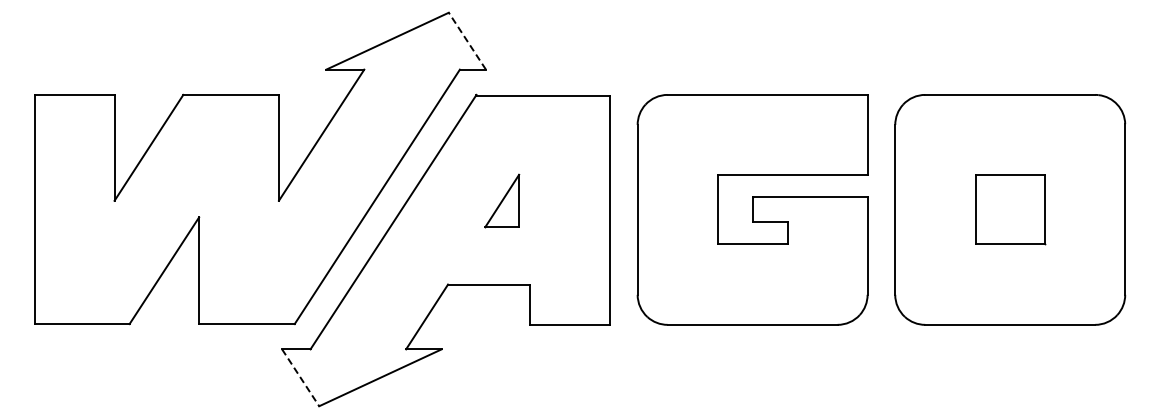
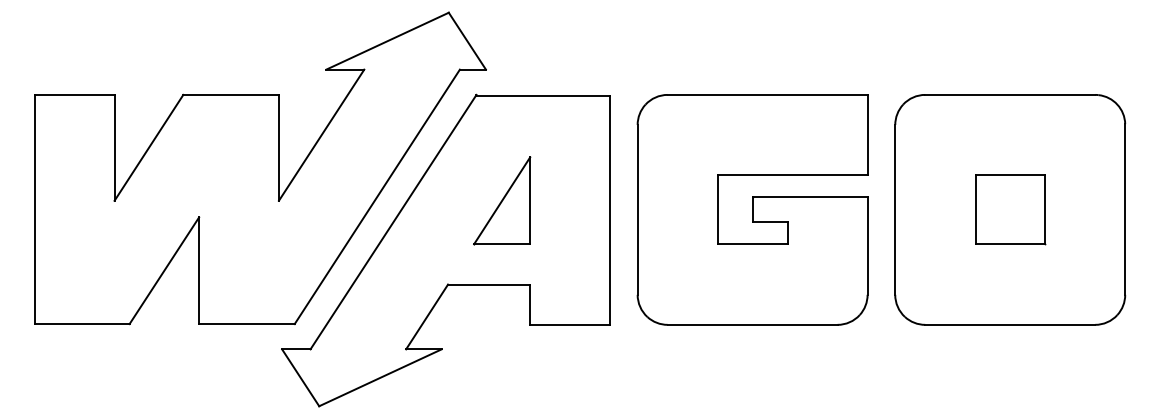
line: dashed -> solid (467, 41)
part size: 37x56 px -> 59x90 px (502, 200)
line: dashed -> solid (300, 377)
